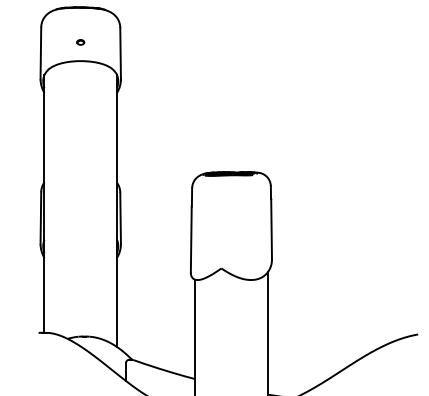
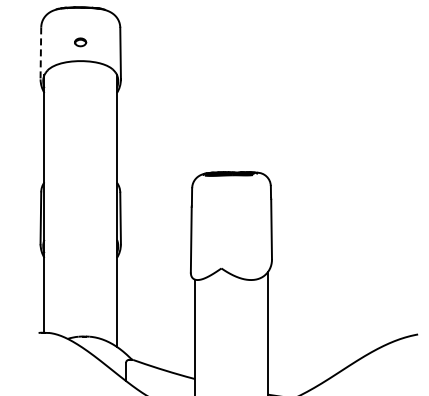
part size: 10x7 px -> 14x11 px (80, 42)
line: solid -> dashed (40, 53)
